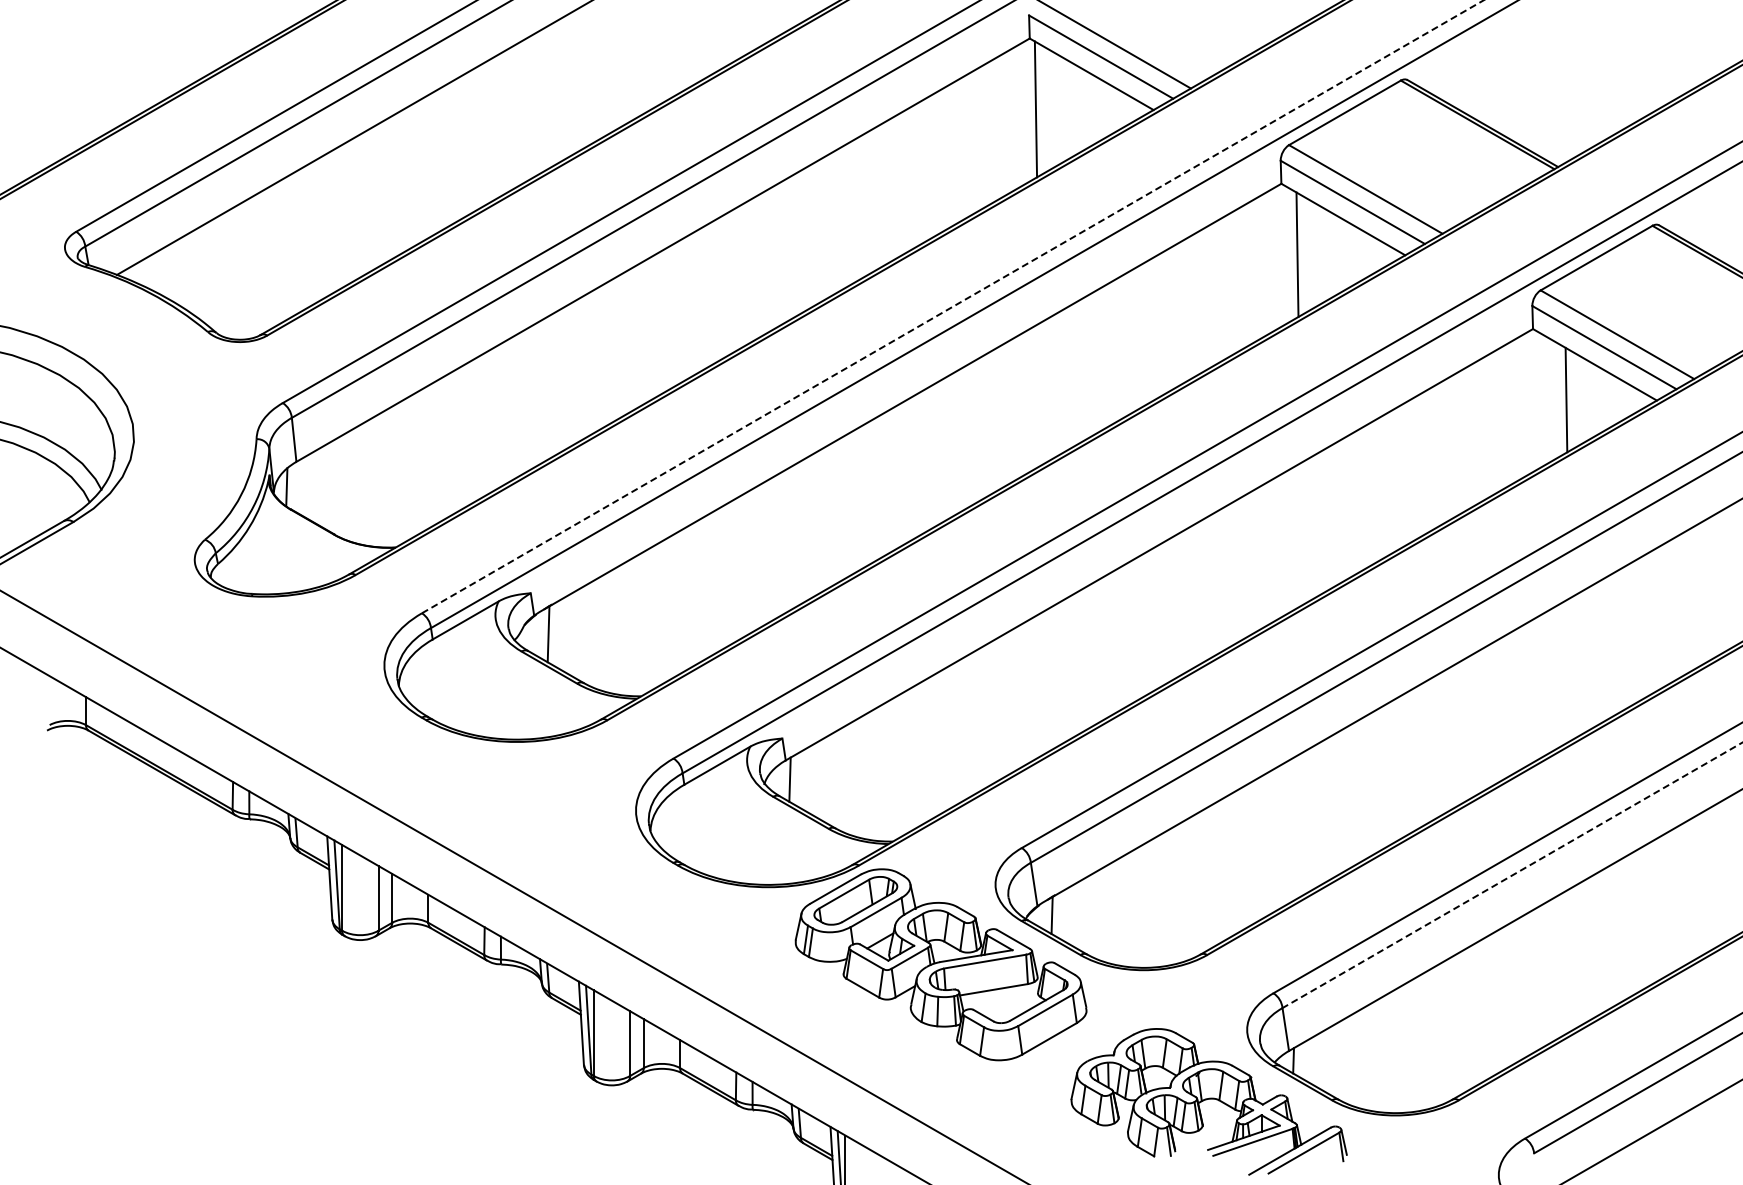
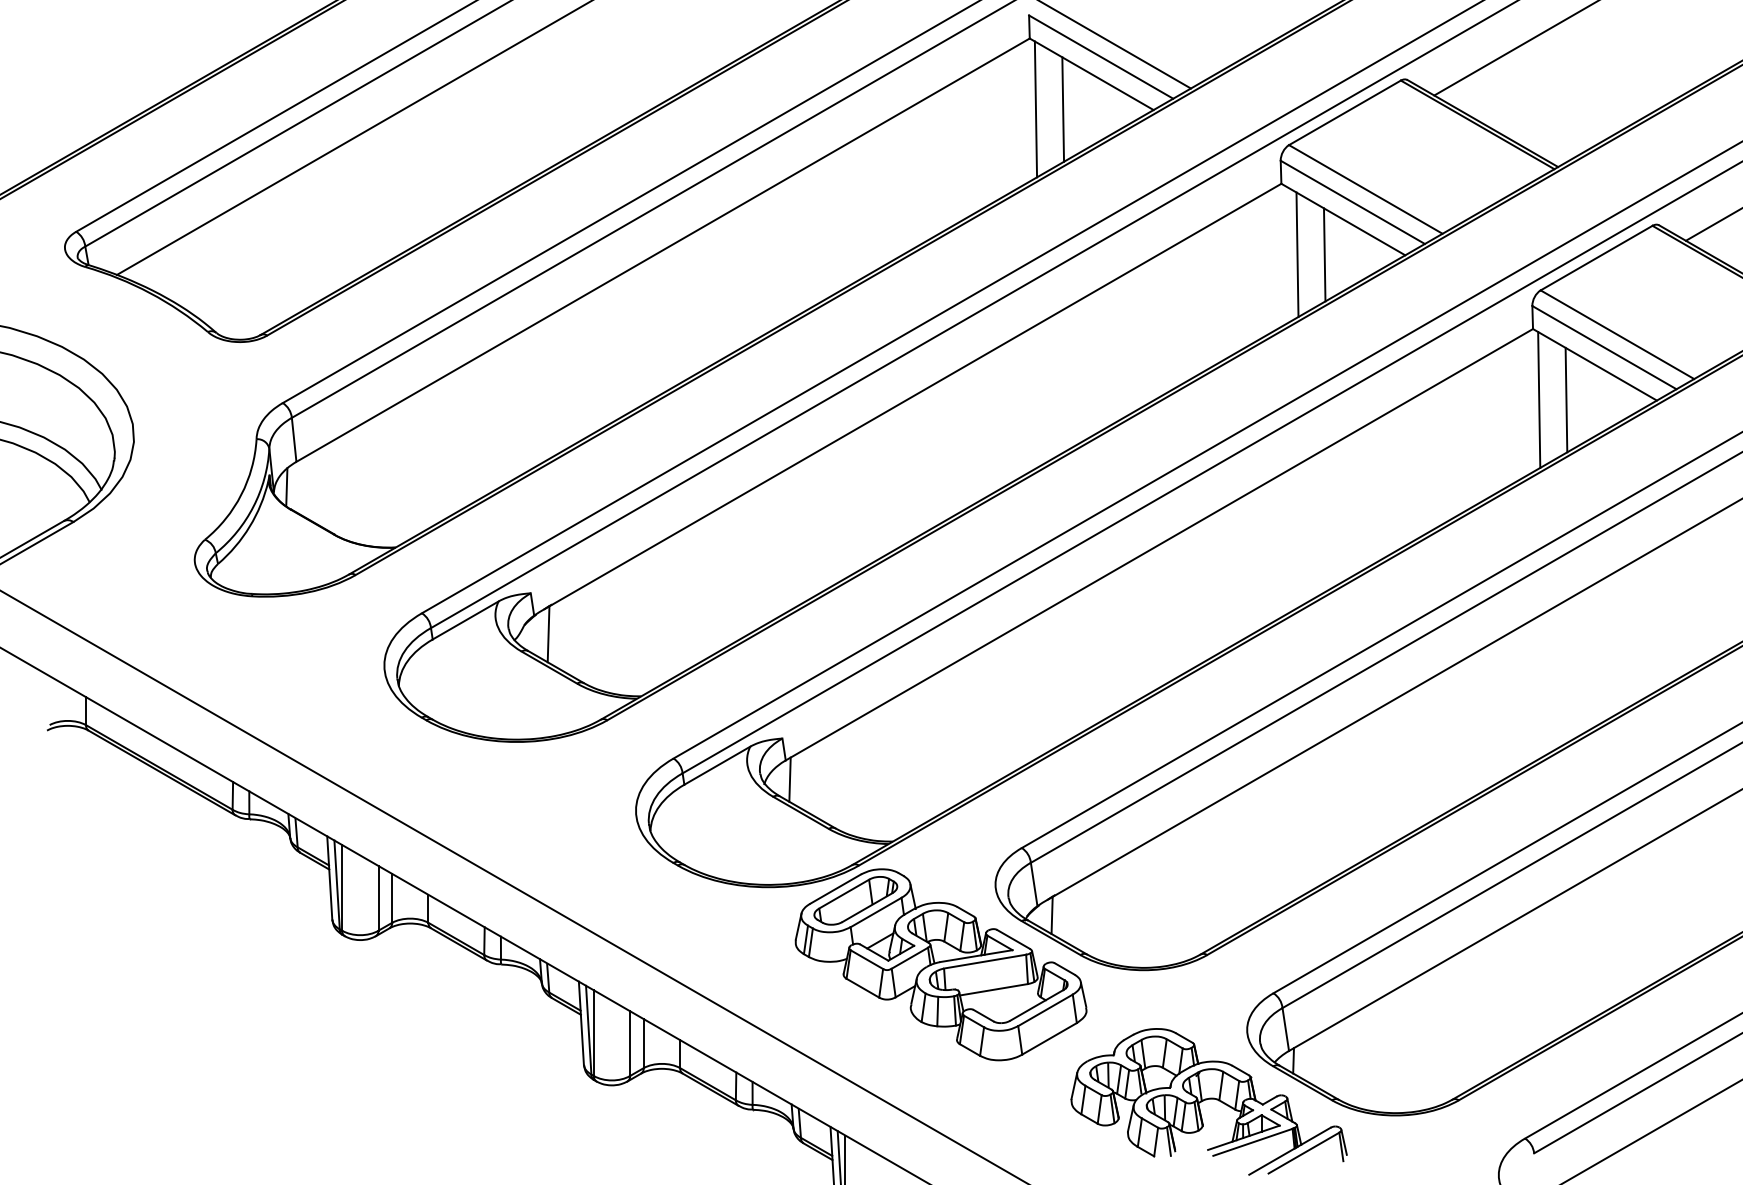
line: none -> present (1514, 48)
line: none -> present (1063, 109)
line: none -> present (1712, 224)
line: none -> present (1324, 254)
line: dashed -> solid (952, 306)
line: none -> present (1539, 399)
line: dashed -> solid (1511, 875)
